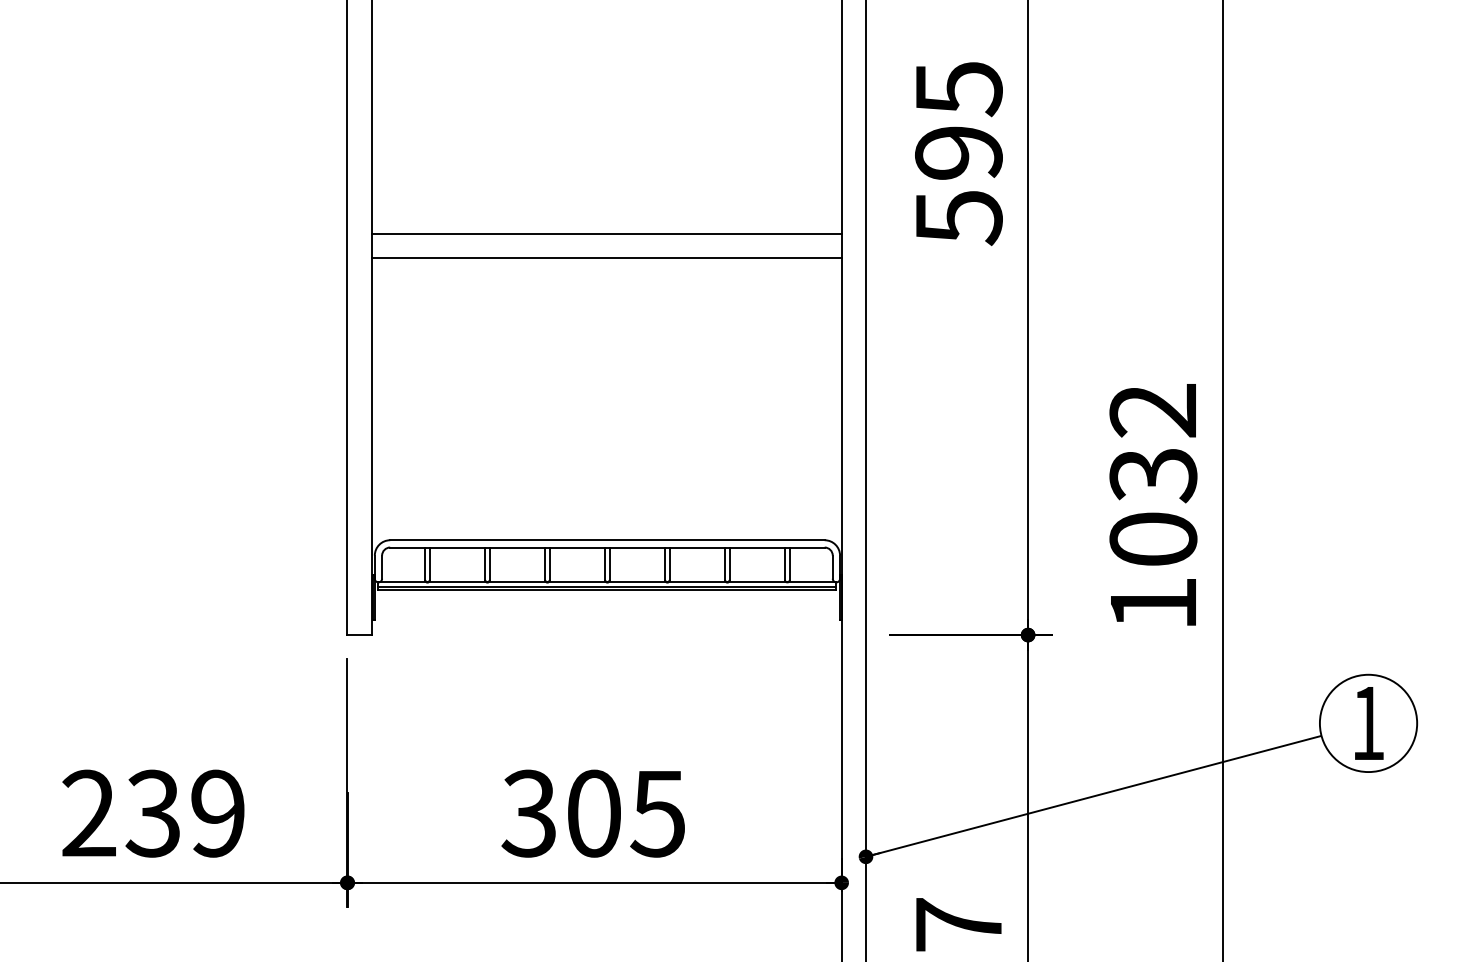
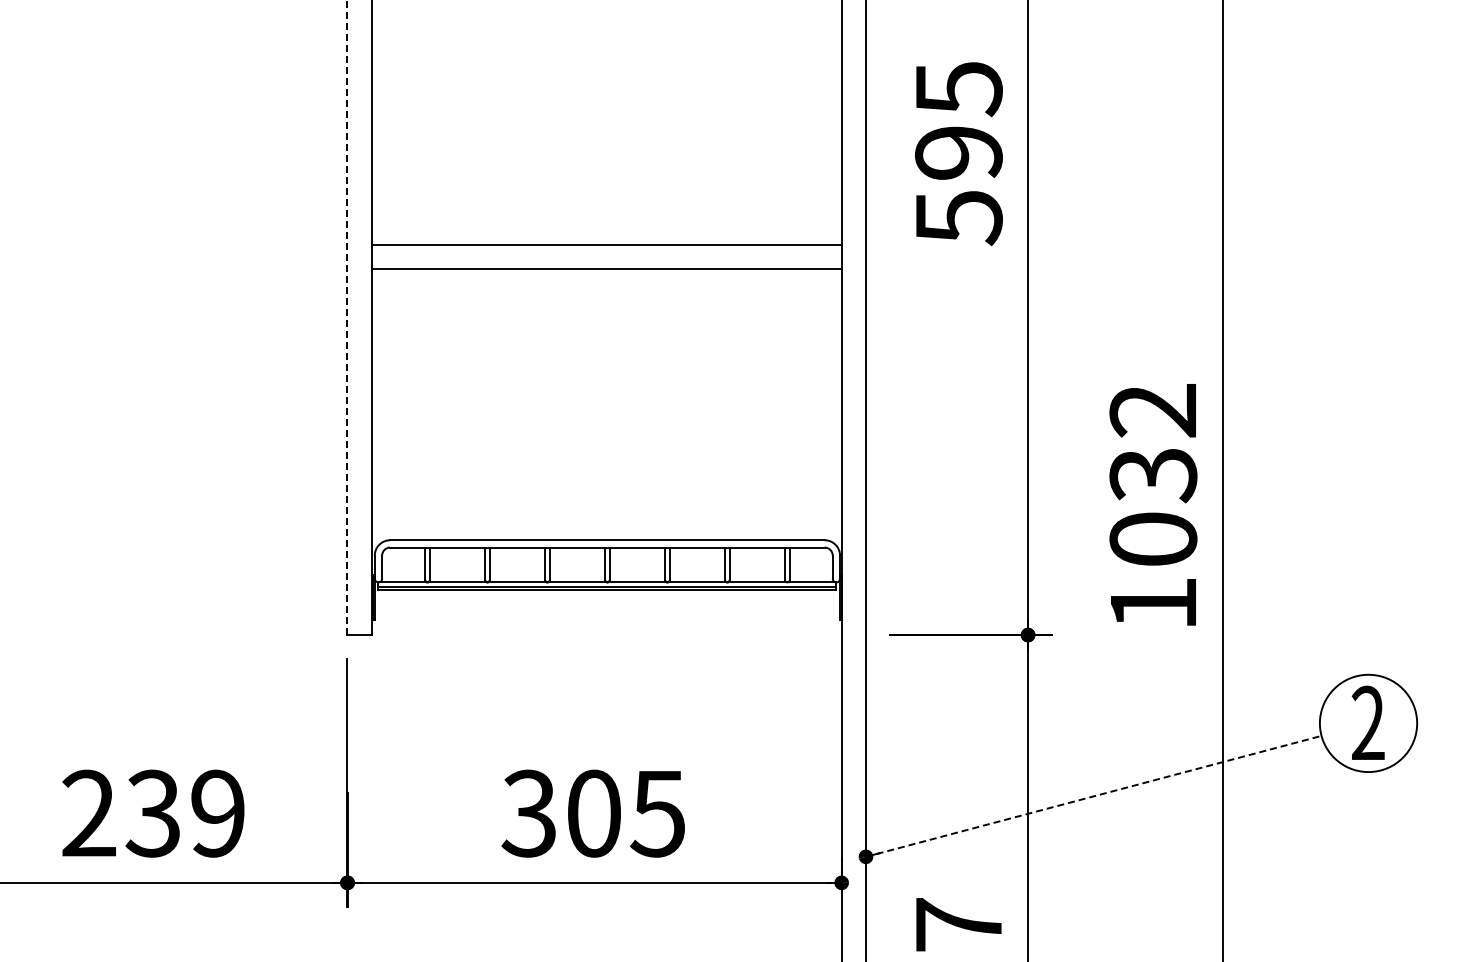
line position: (606, 233) -> (606, 244) (606, 244)
line position: (606, 258) -> (606, 269) (606, 269)
line: solid -> dashed (347, 318)
text: 1 -> 2 (1367, 722)
line: solid -> dashed (1093, 796)
